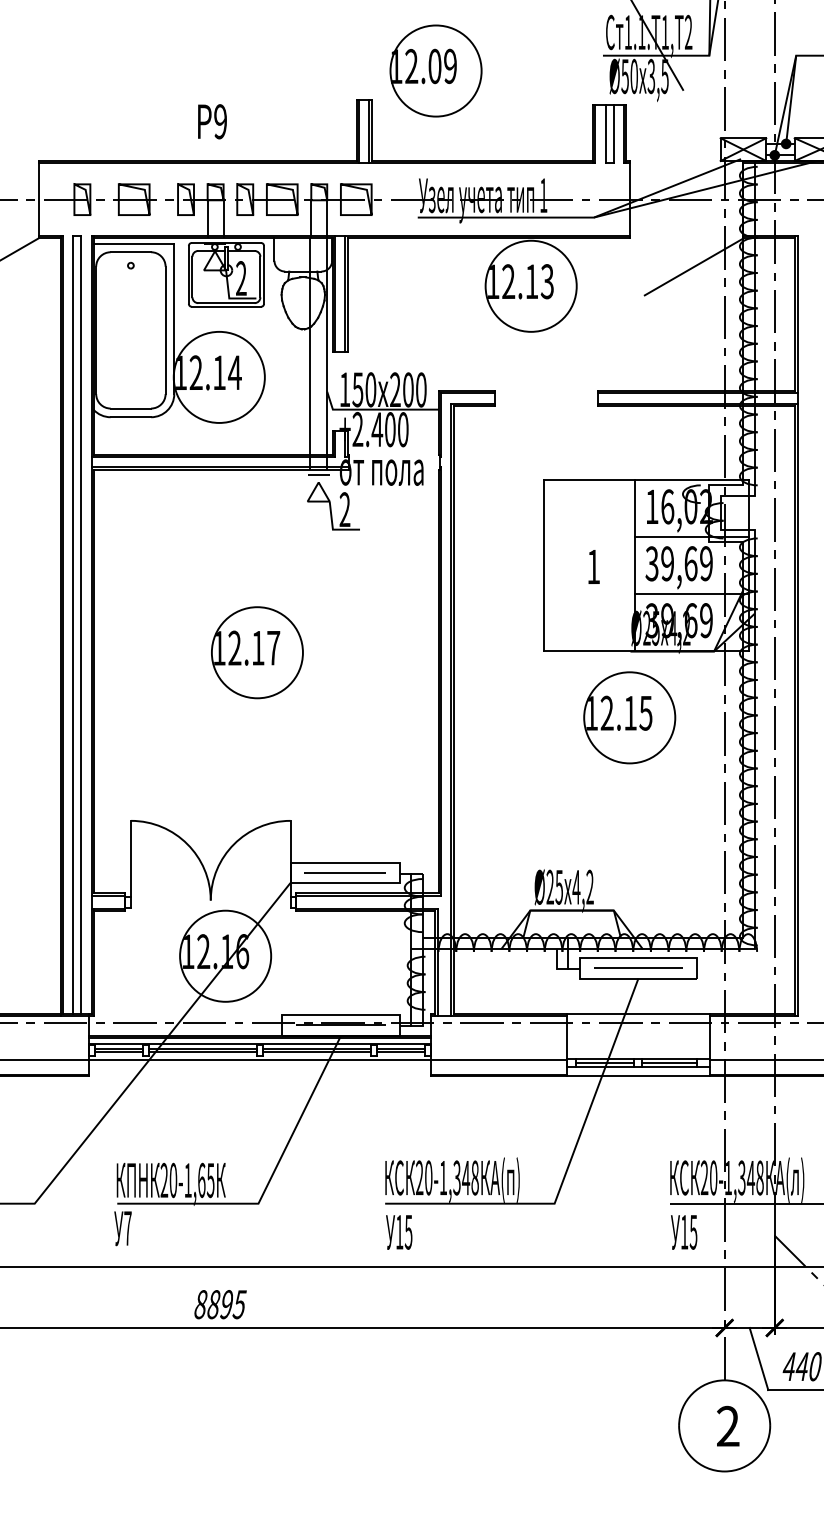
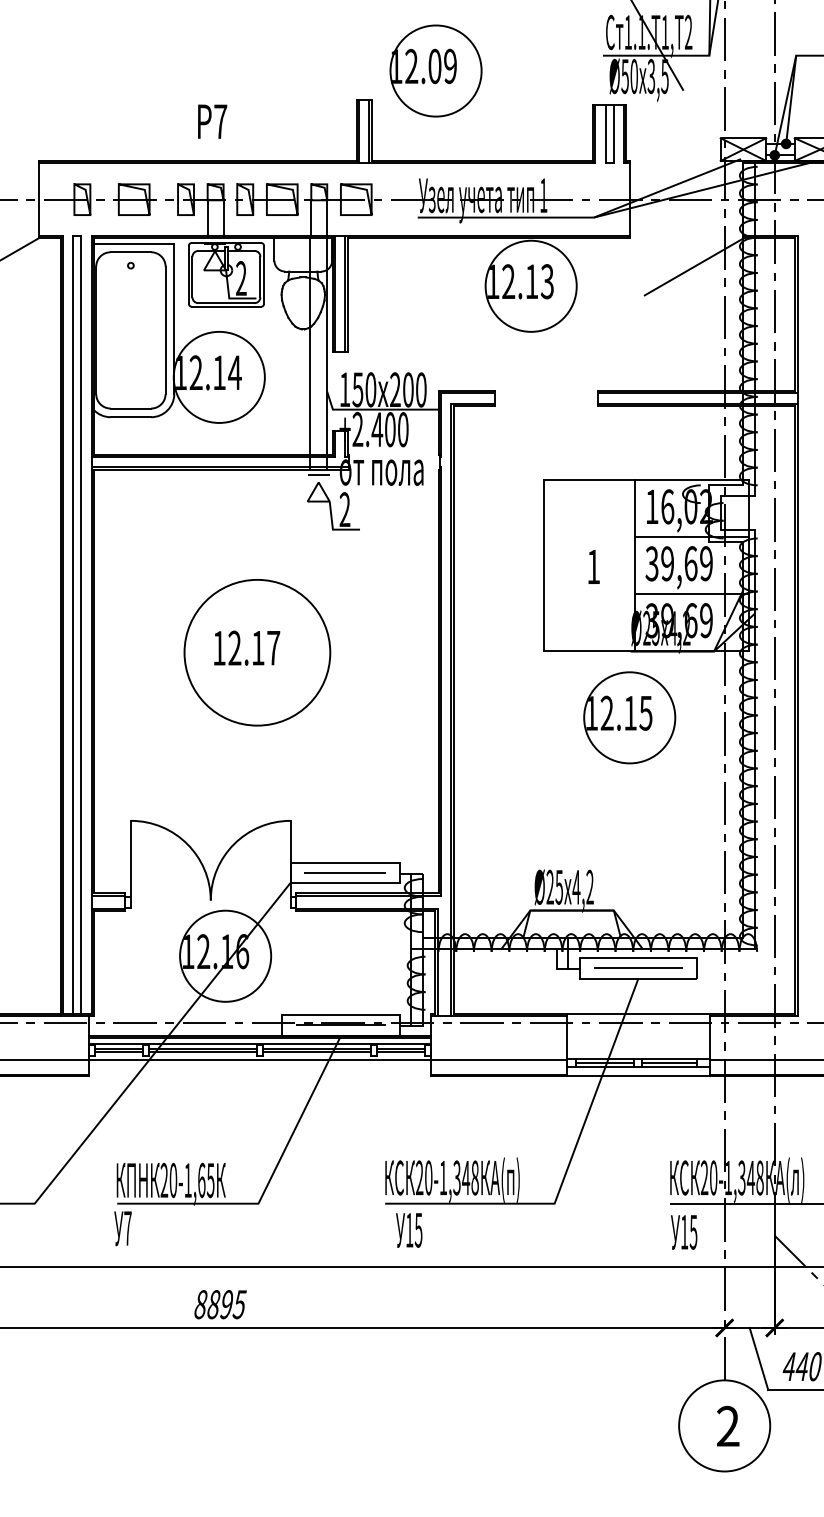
text: 9 -> 7 (220, 121)
circle diameter: 91 px -> 146 px (257, 652)
text position: (399, 1232) -> (409, 1230) (409, 1230)
